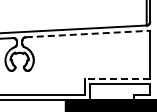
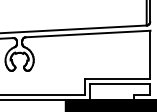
line: dashed -> solid (88, 34)
line: dashed -> solid (117, 78)
